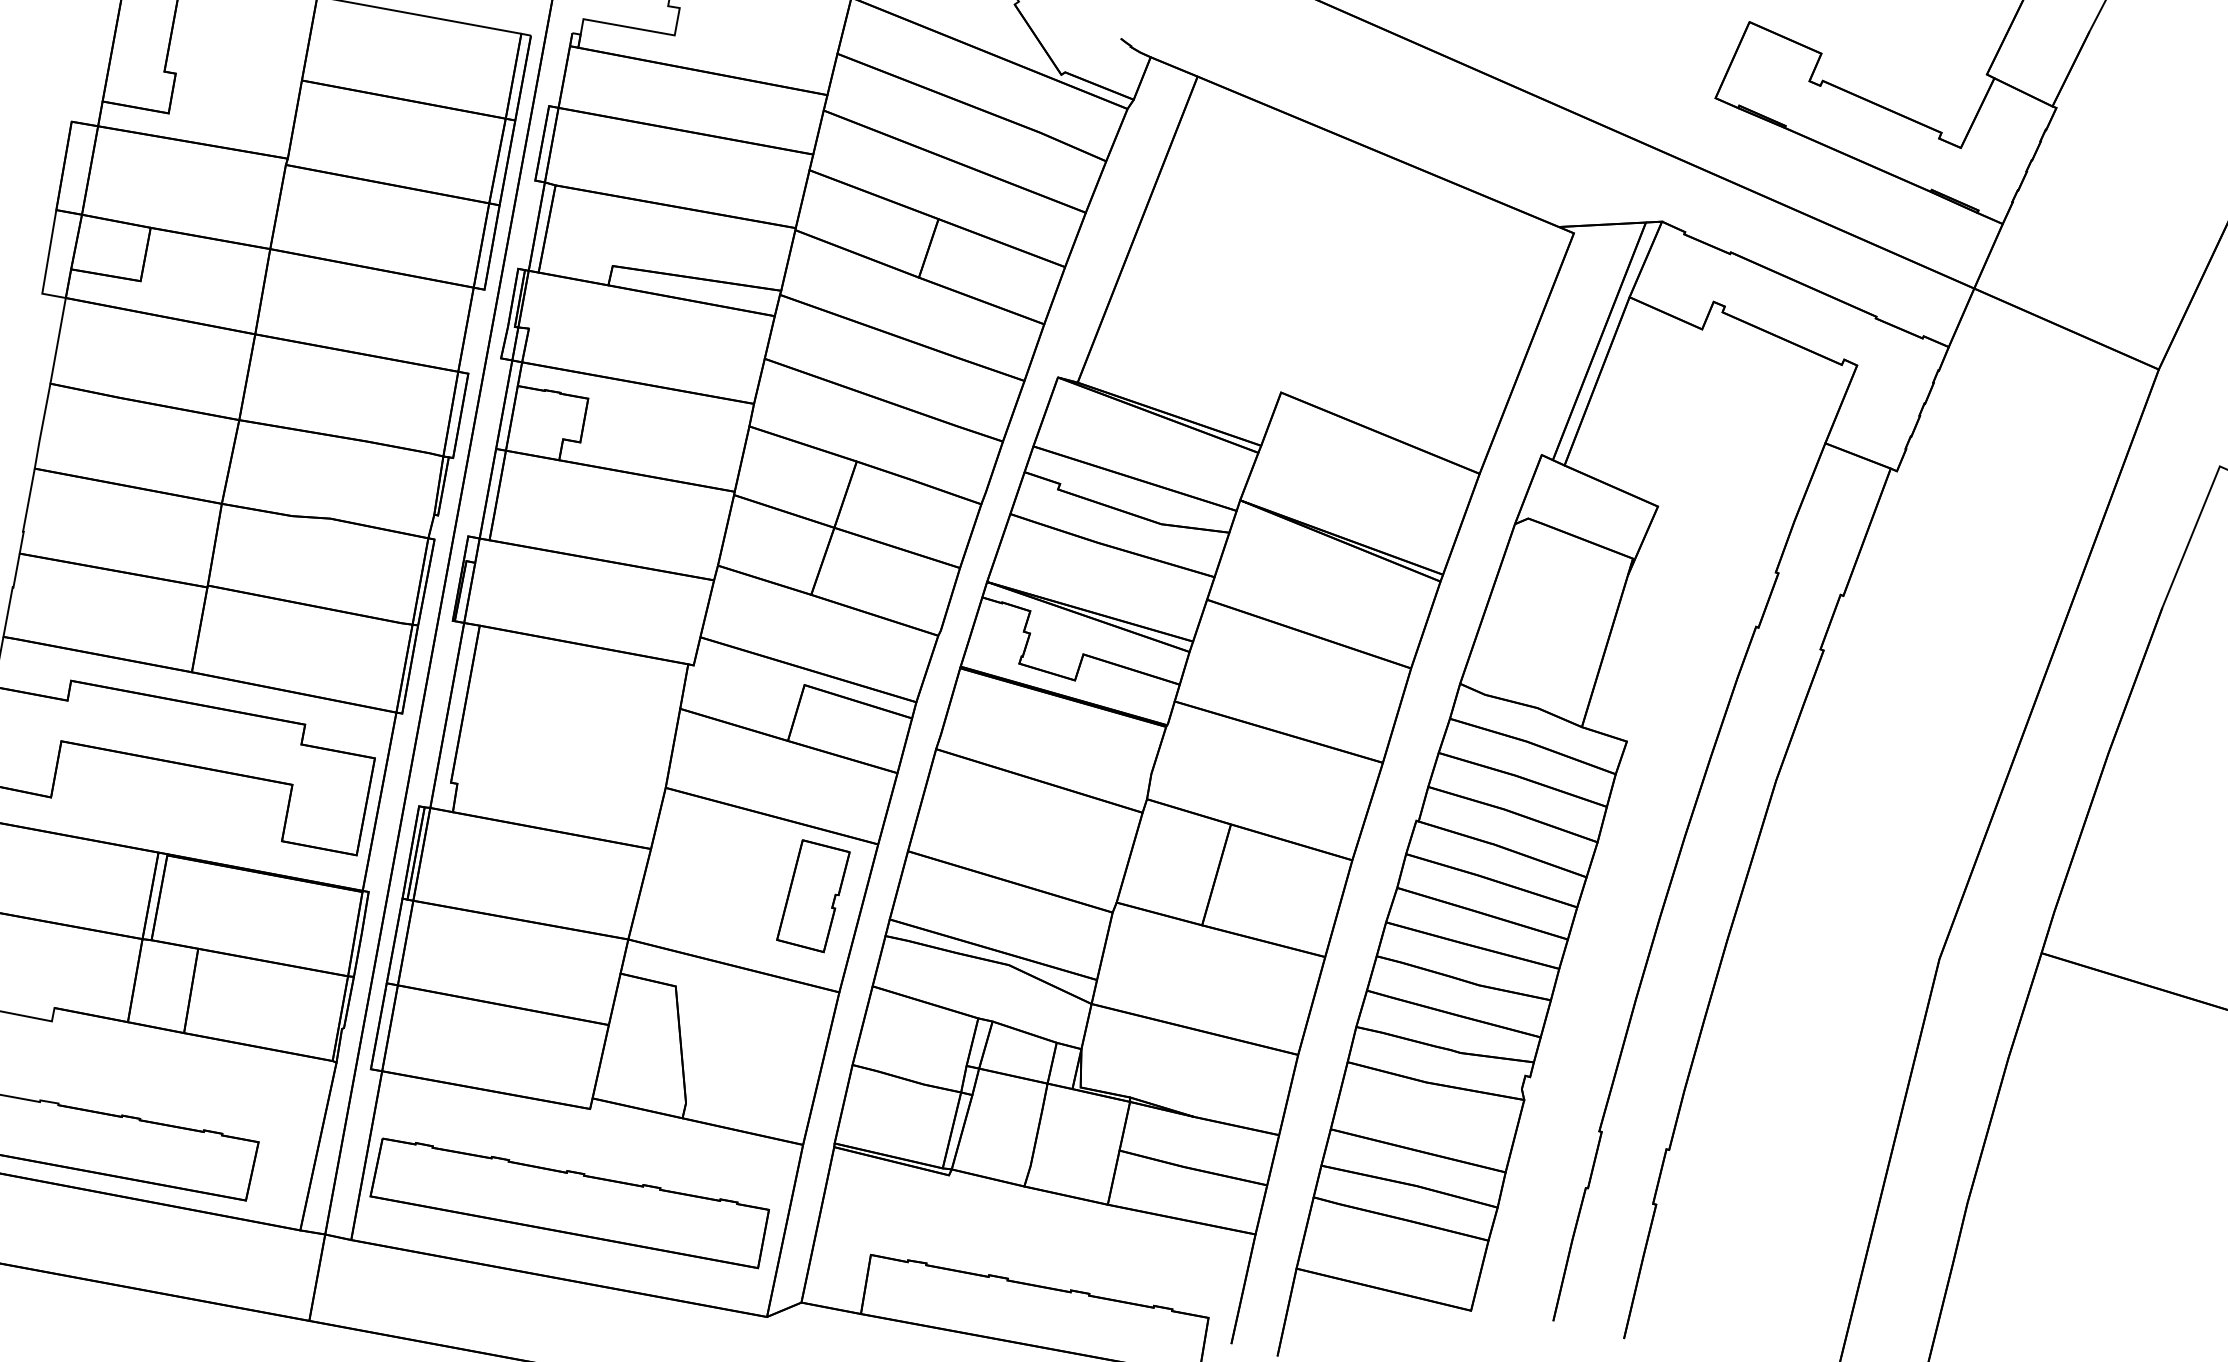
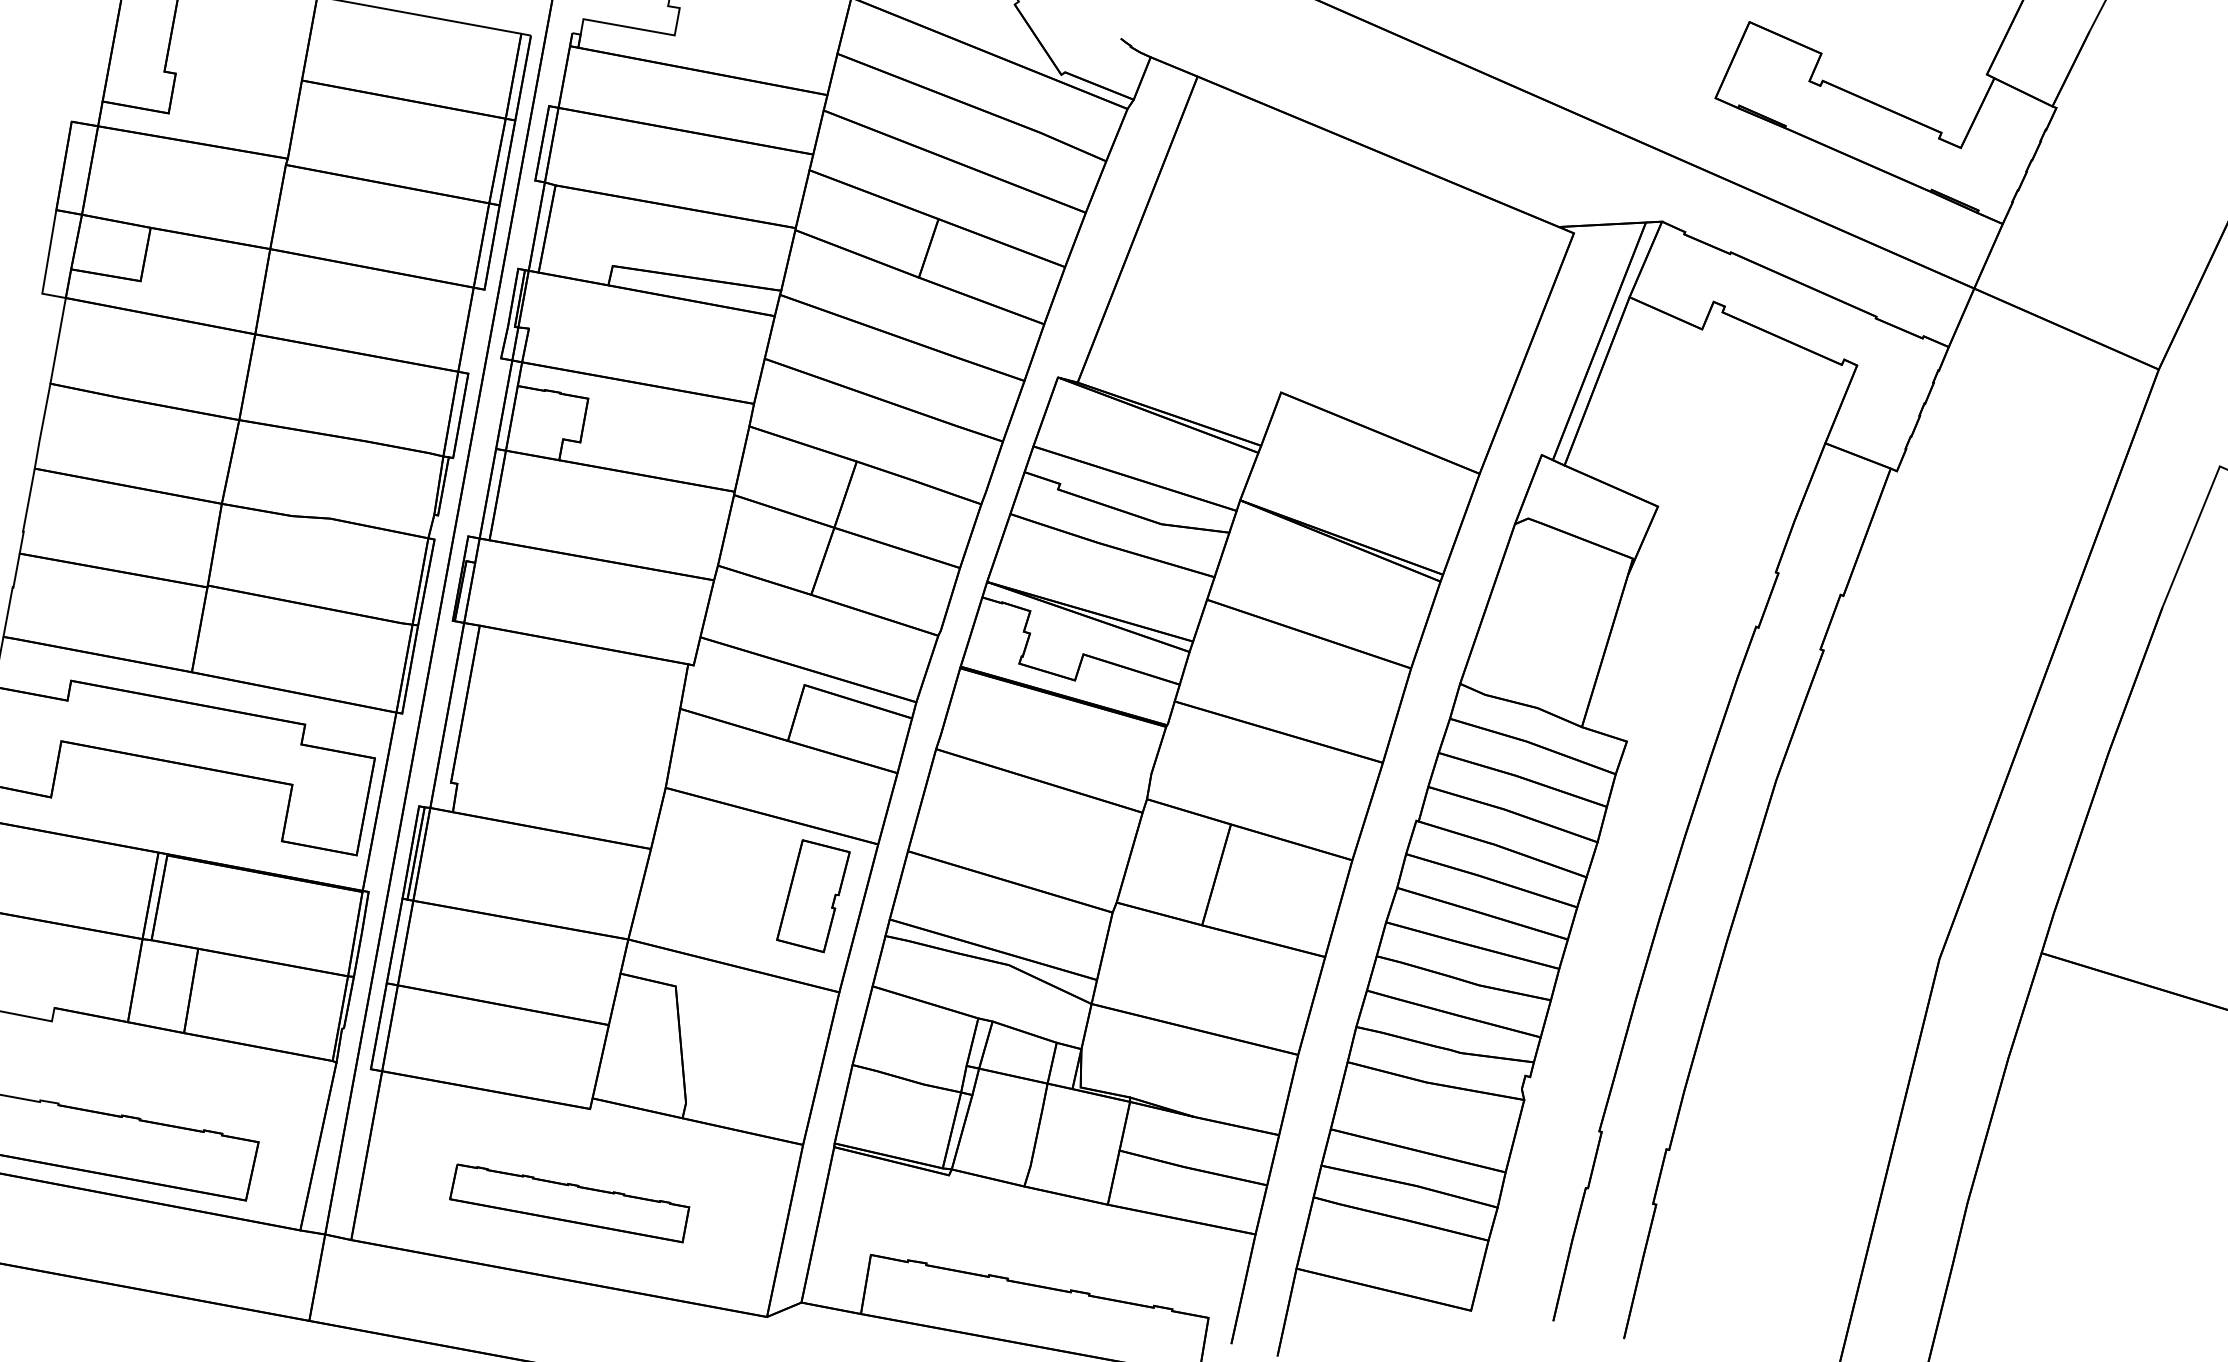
part size: 401x133 px -> 242x81 px (569, 1203)
